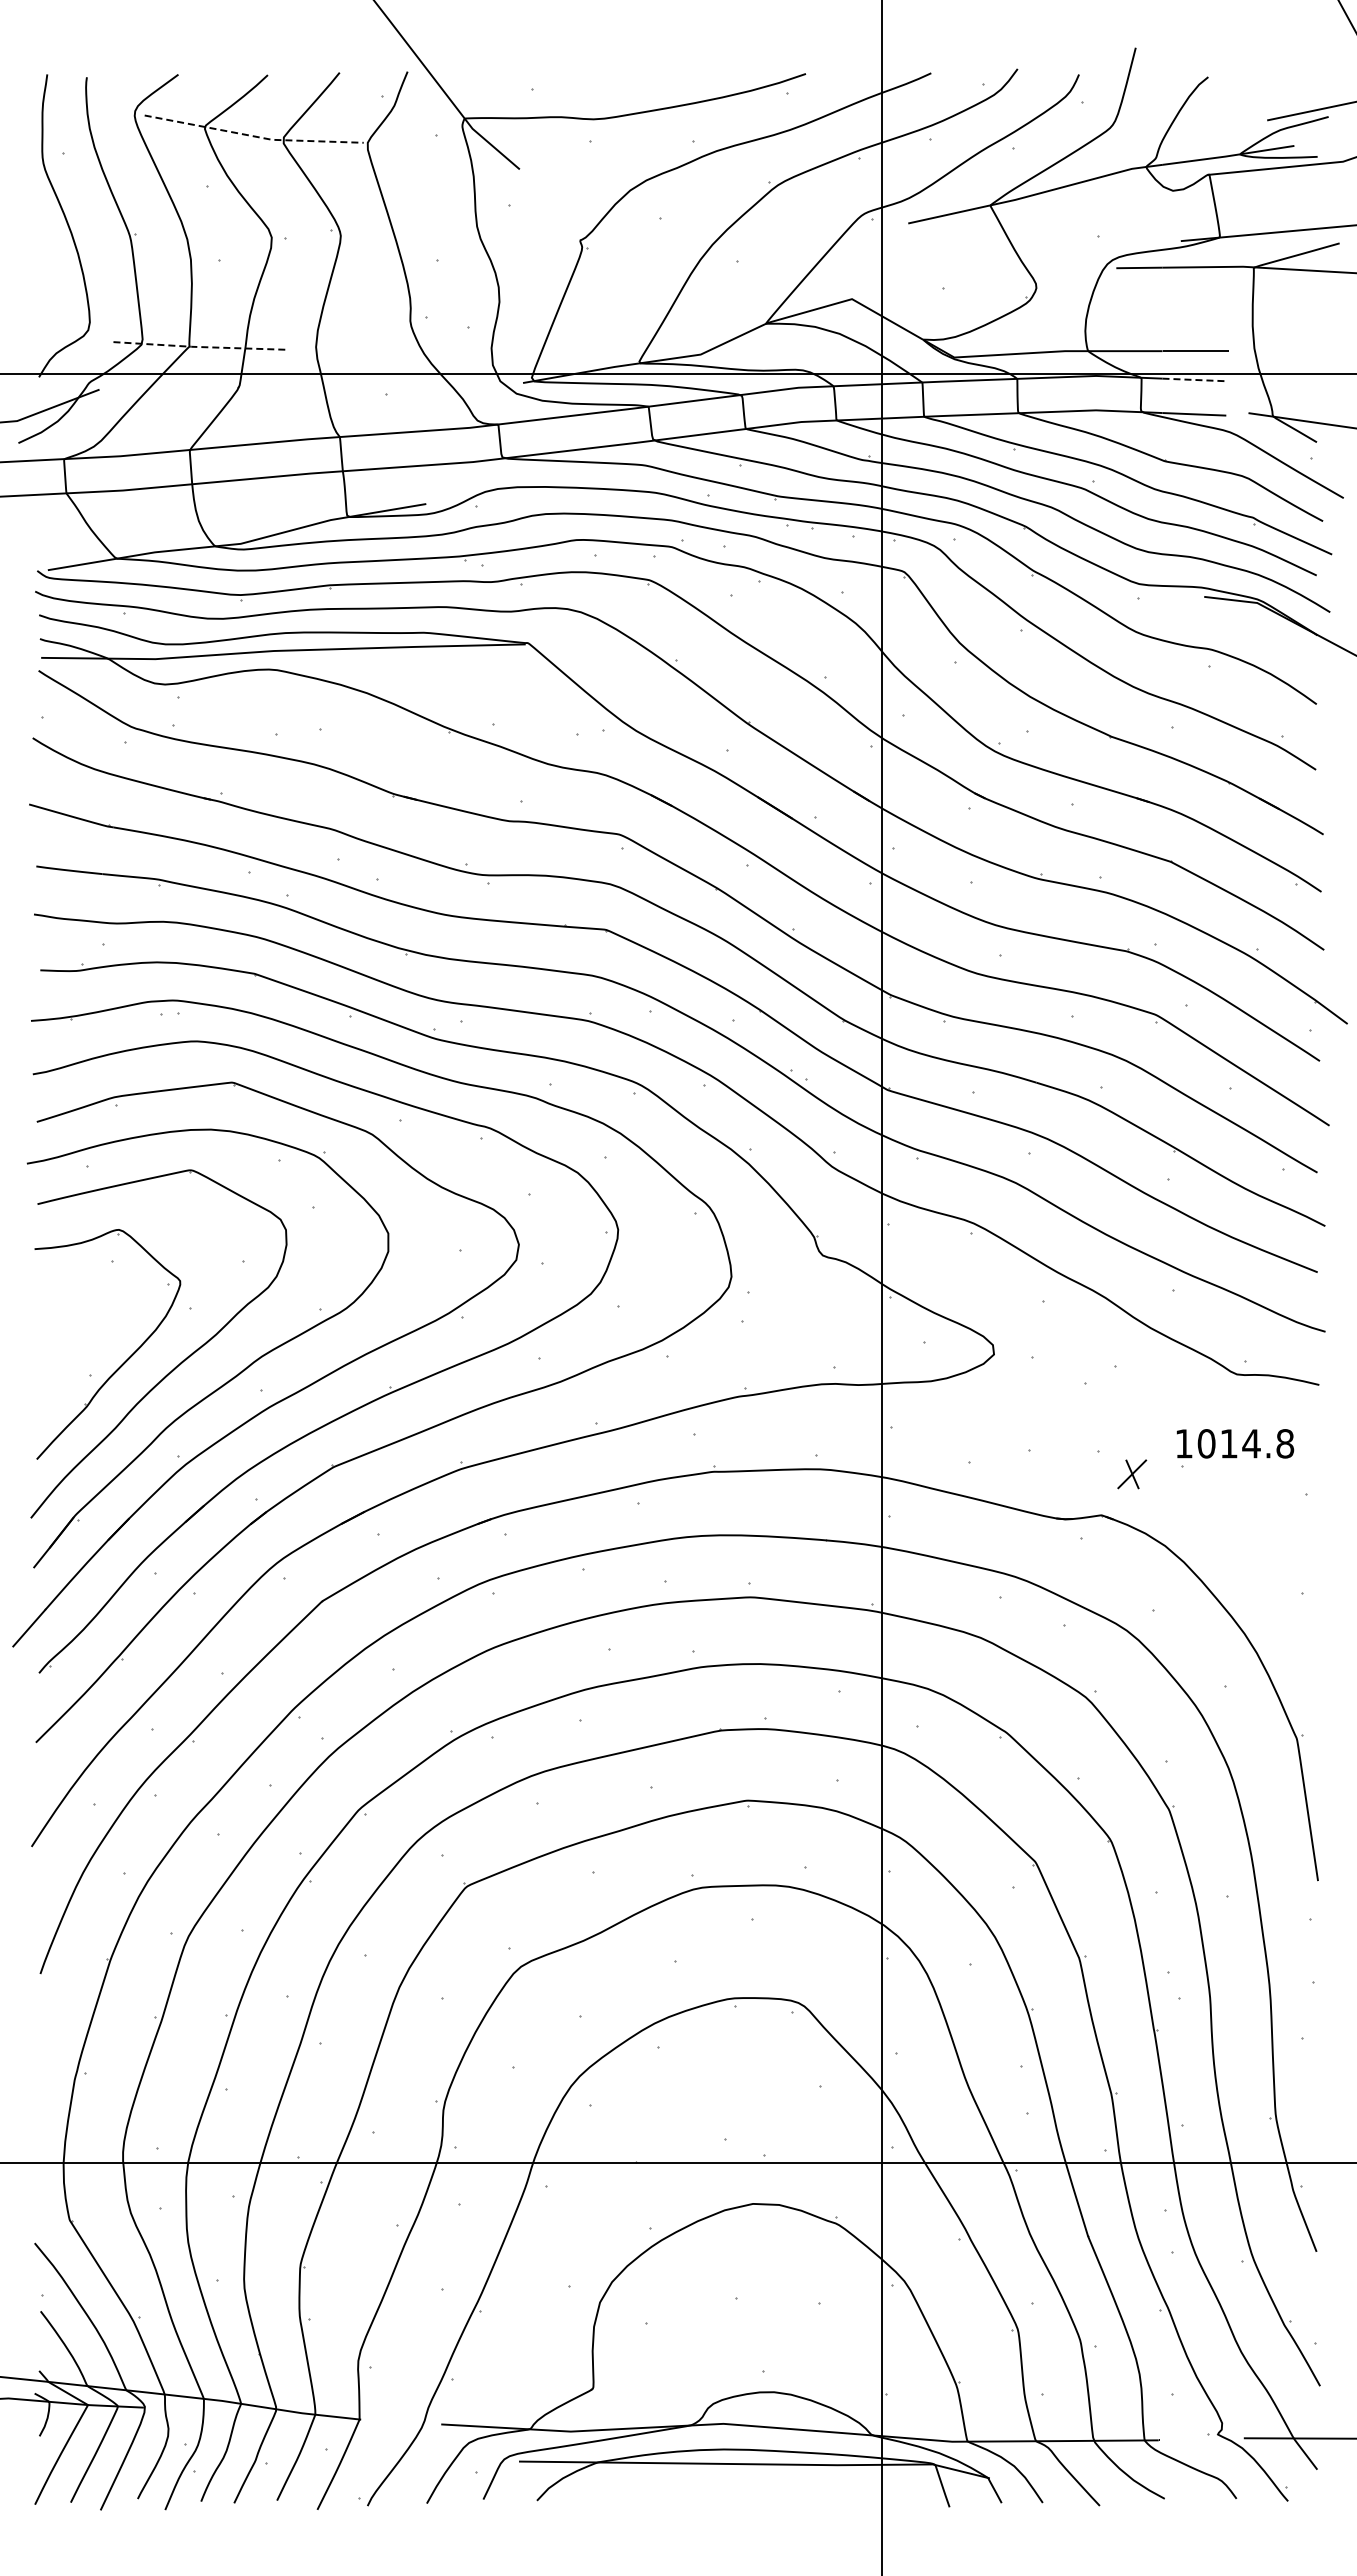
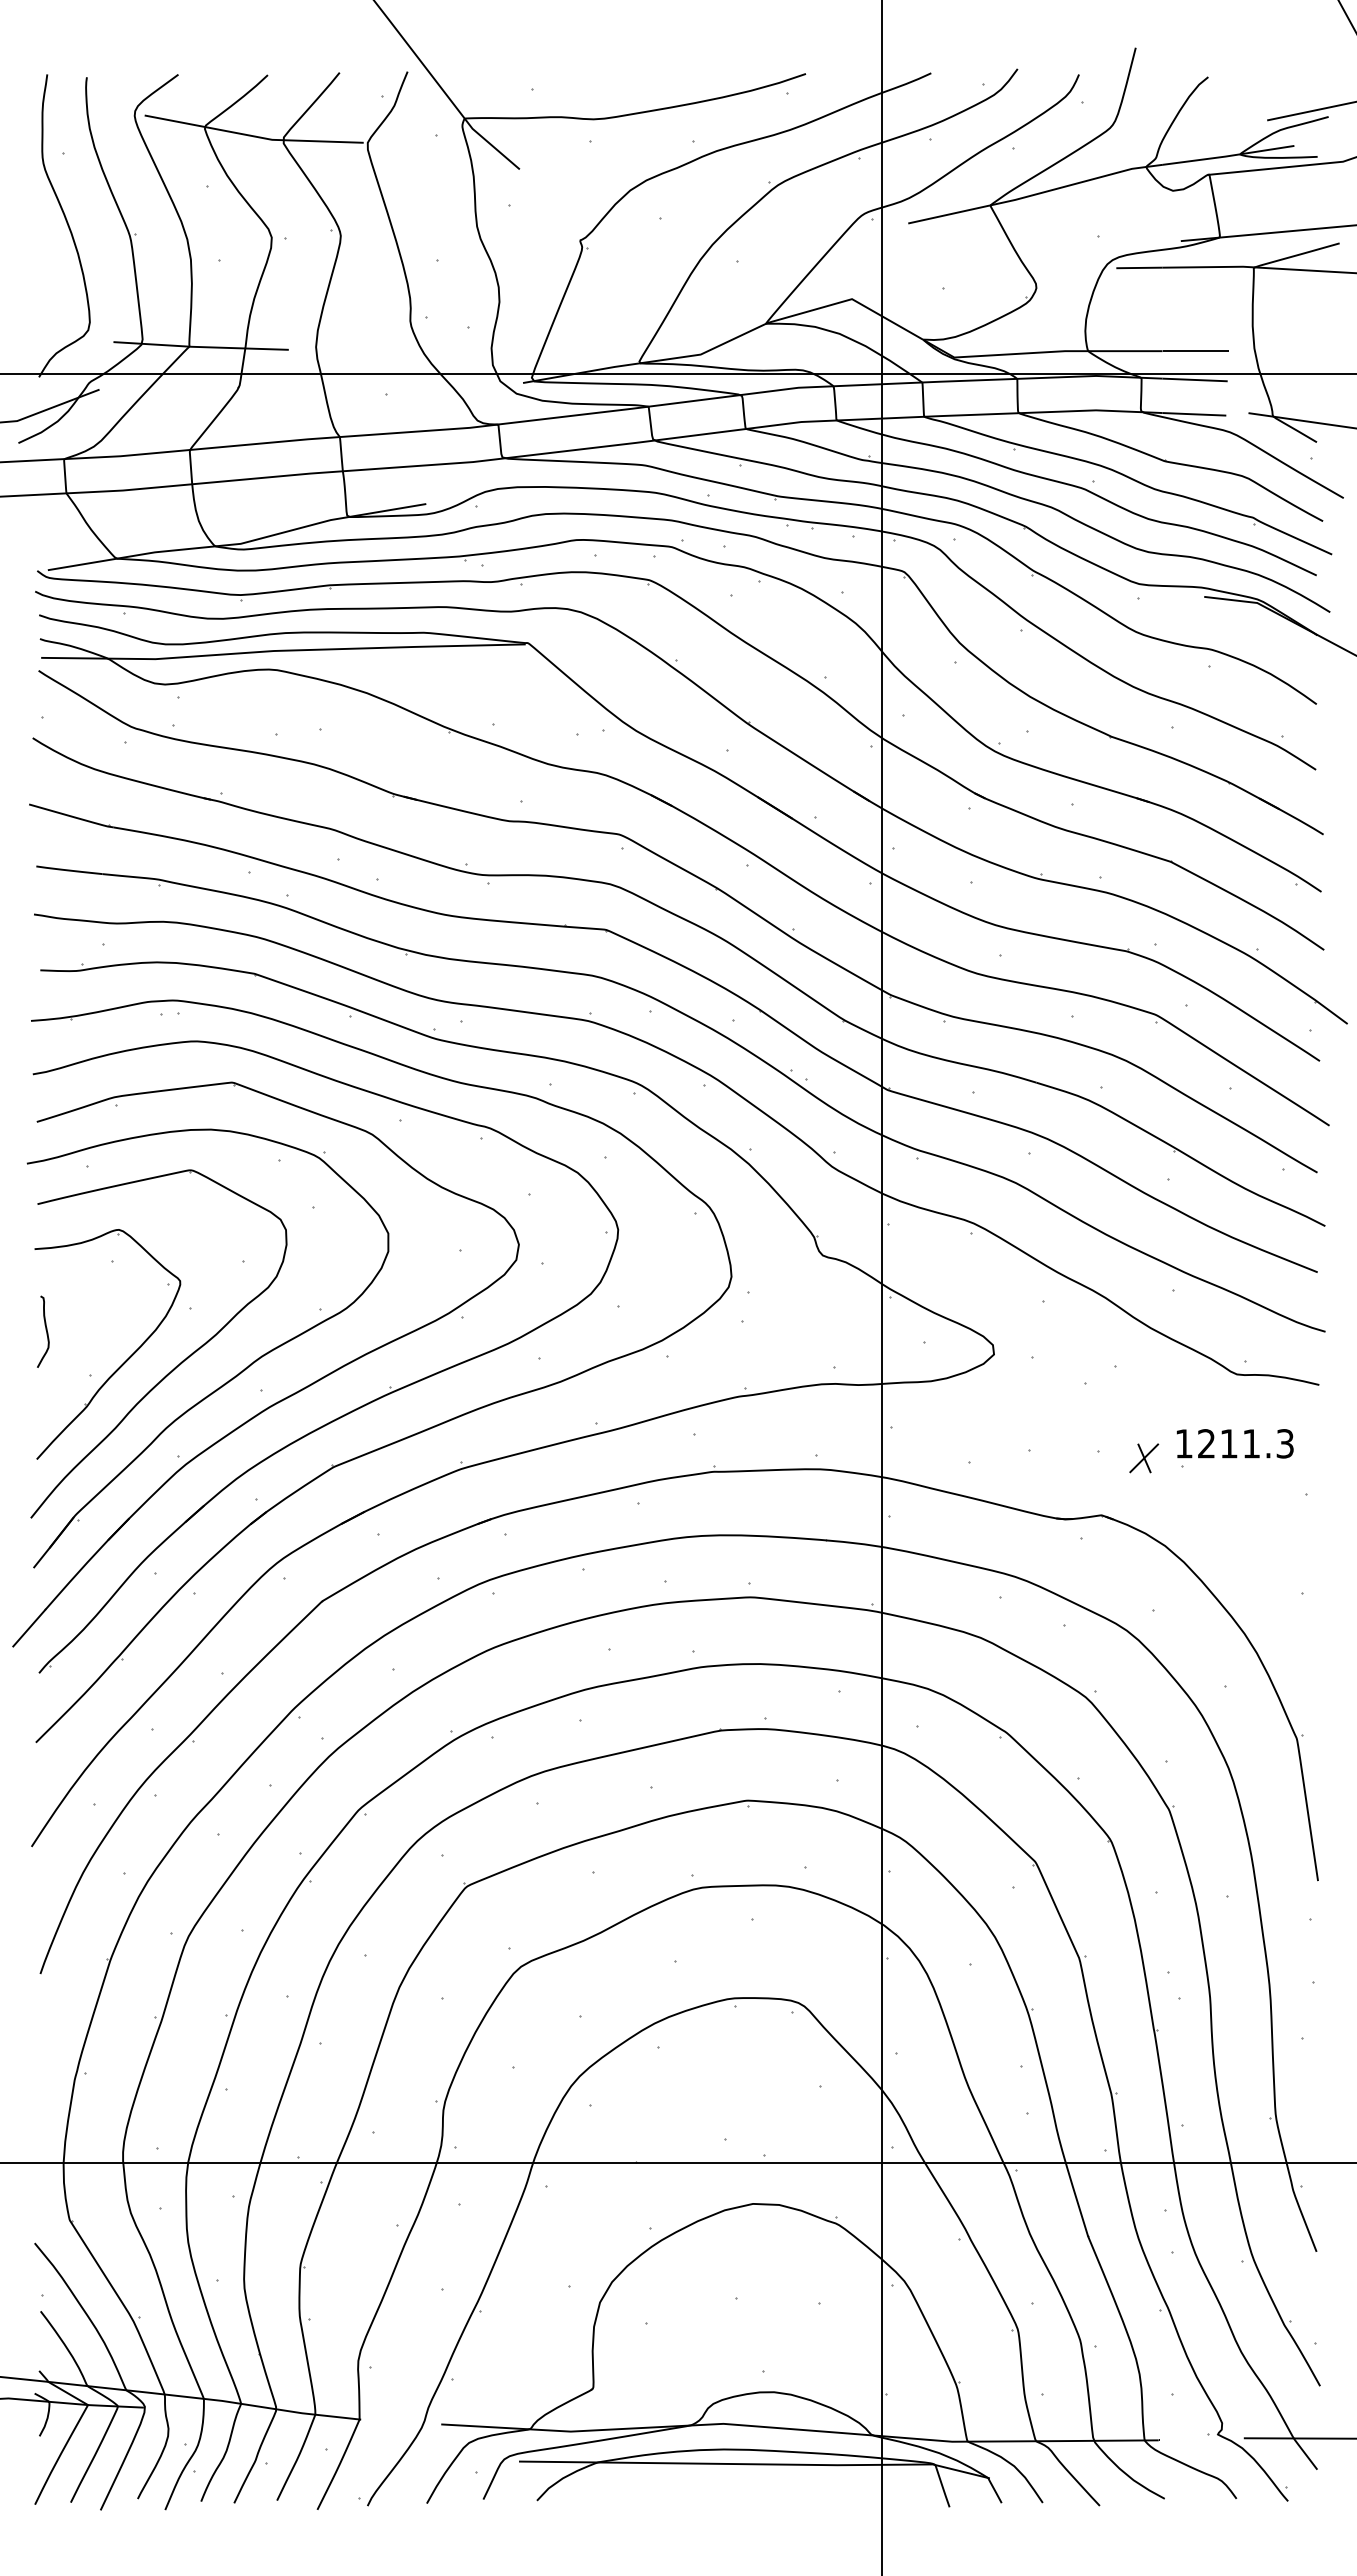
line: dashed -> solid (254, 136)
line: dashed -> solid (200, 347)
line: dashed -> solid (1195, 379)
curve: none -> present (45, 1330)
text: 1014.8 -> 1211.3 (1245, 1443)
part position: (1132, 1474) -> (1144, 1458) (1144, 1458)
